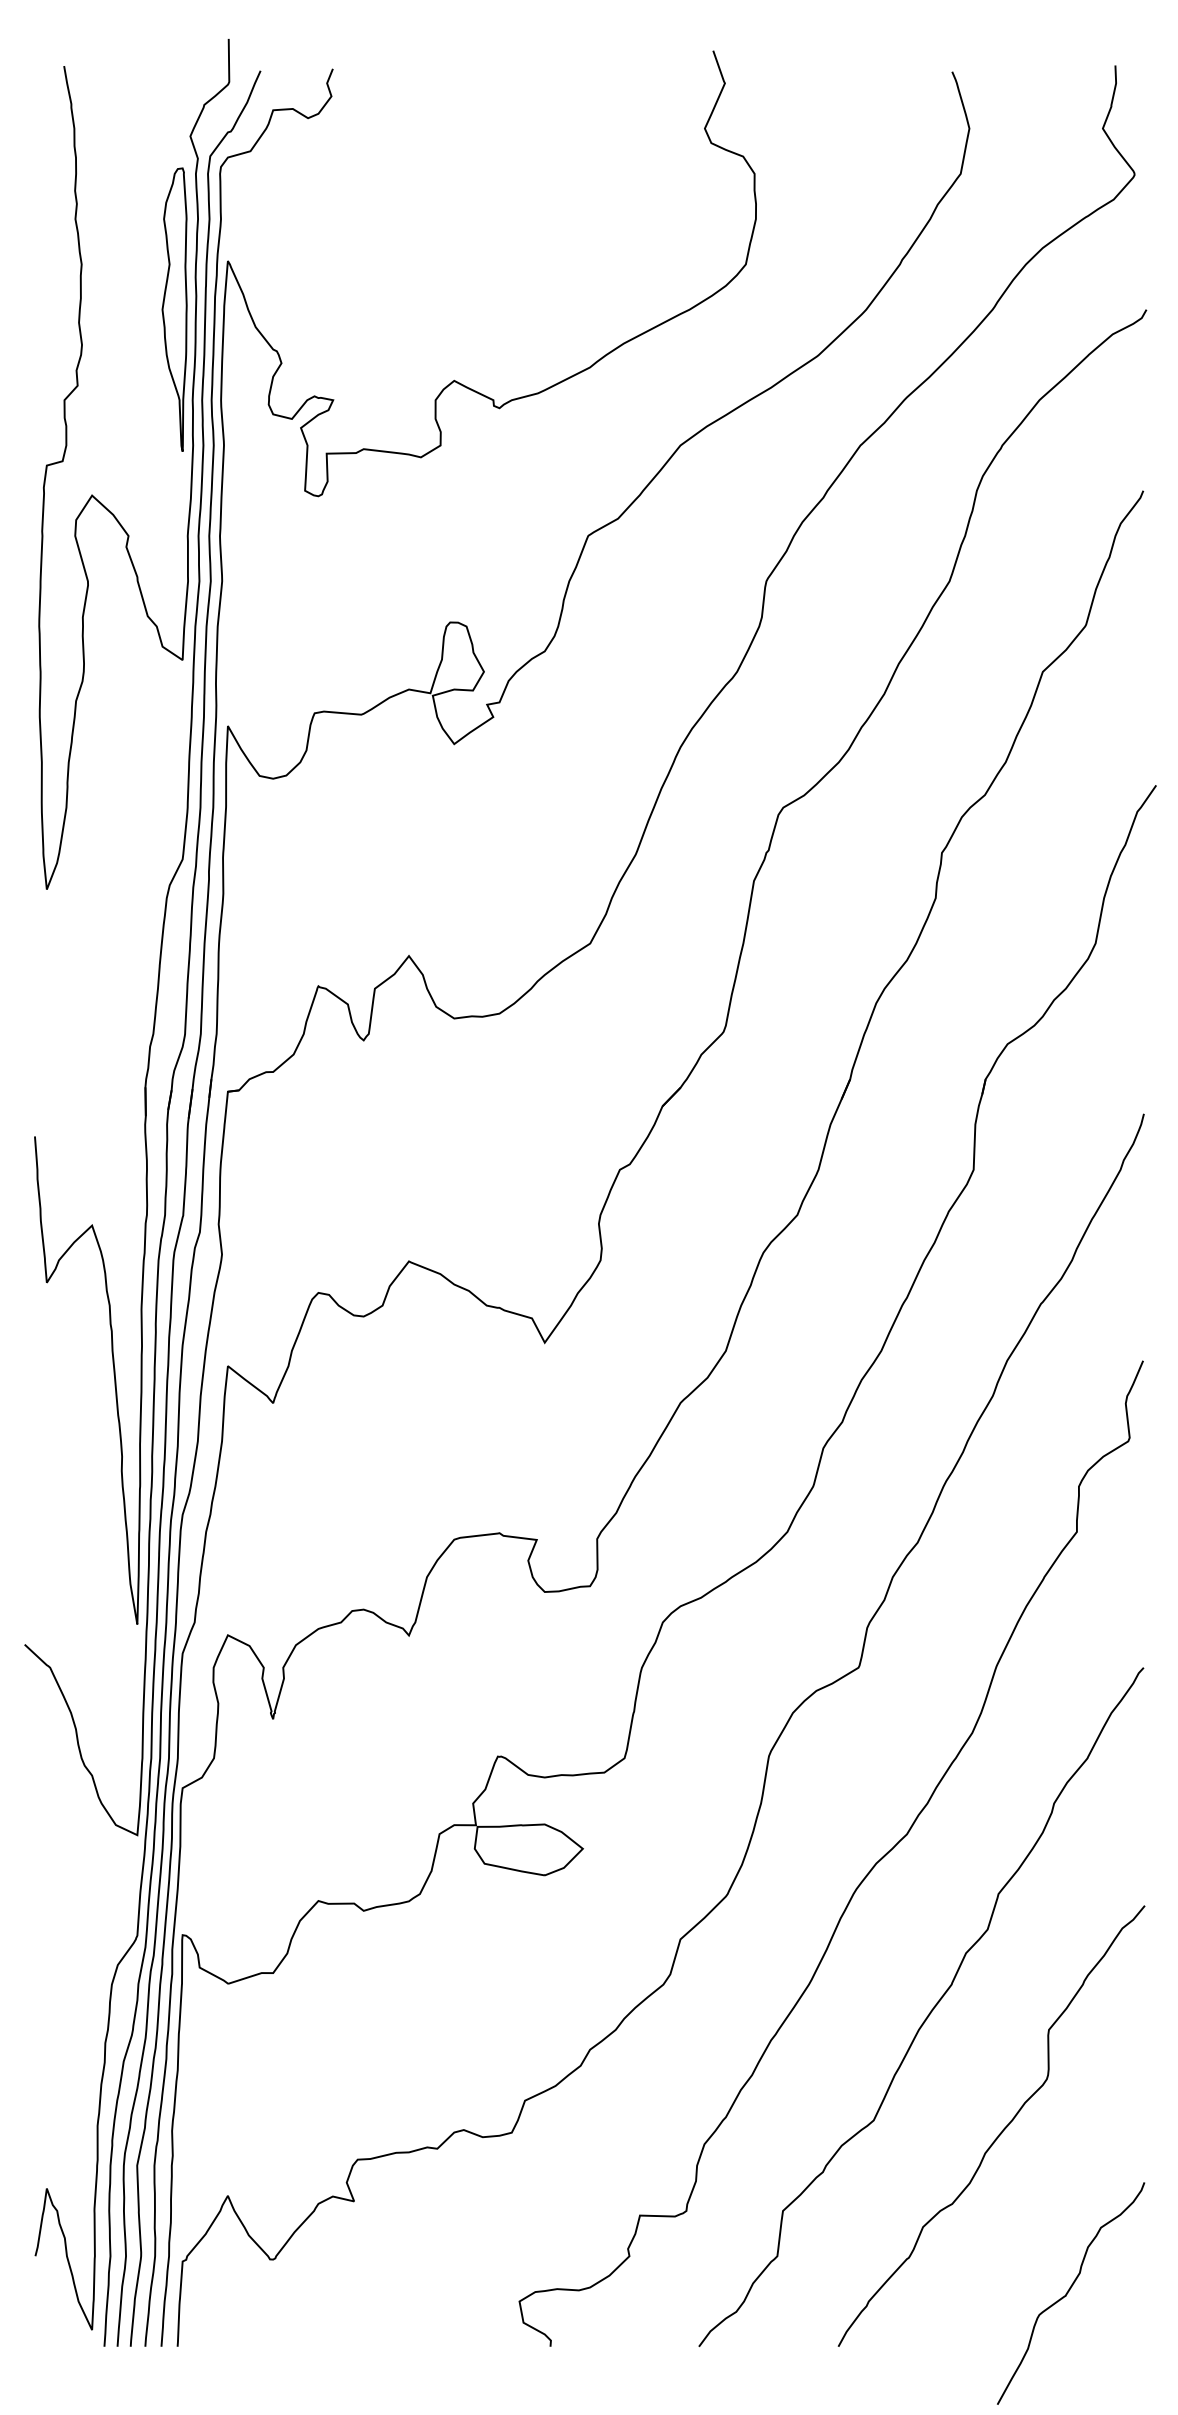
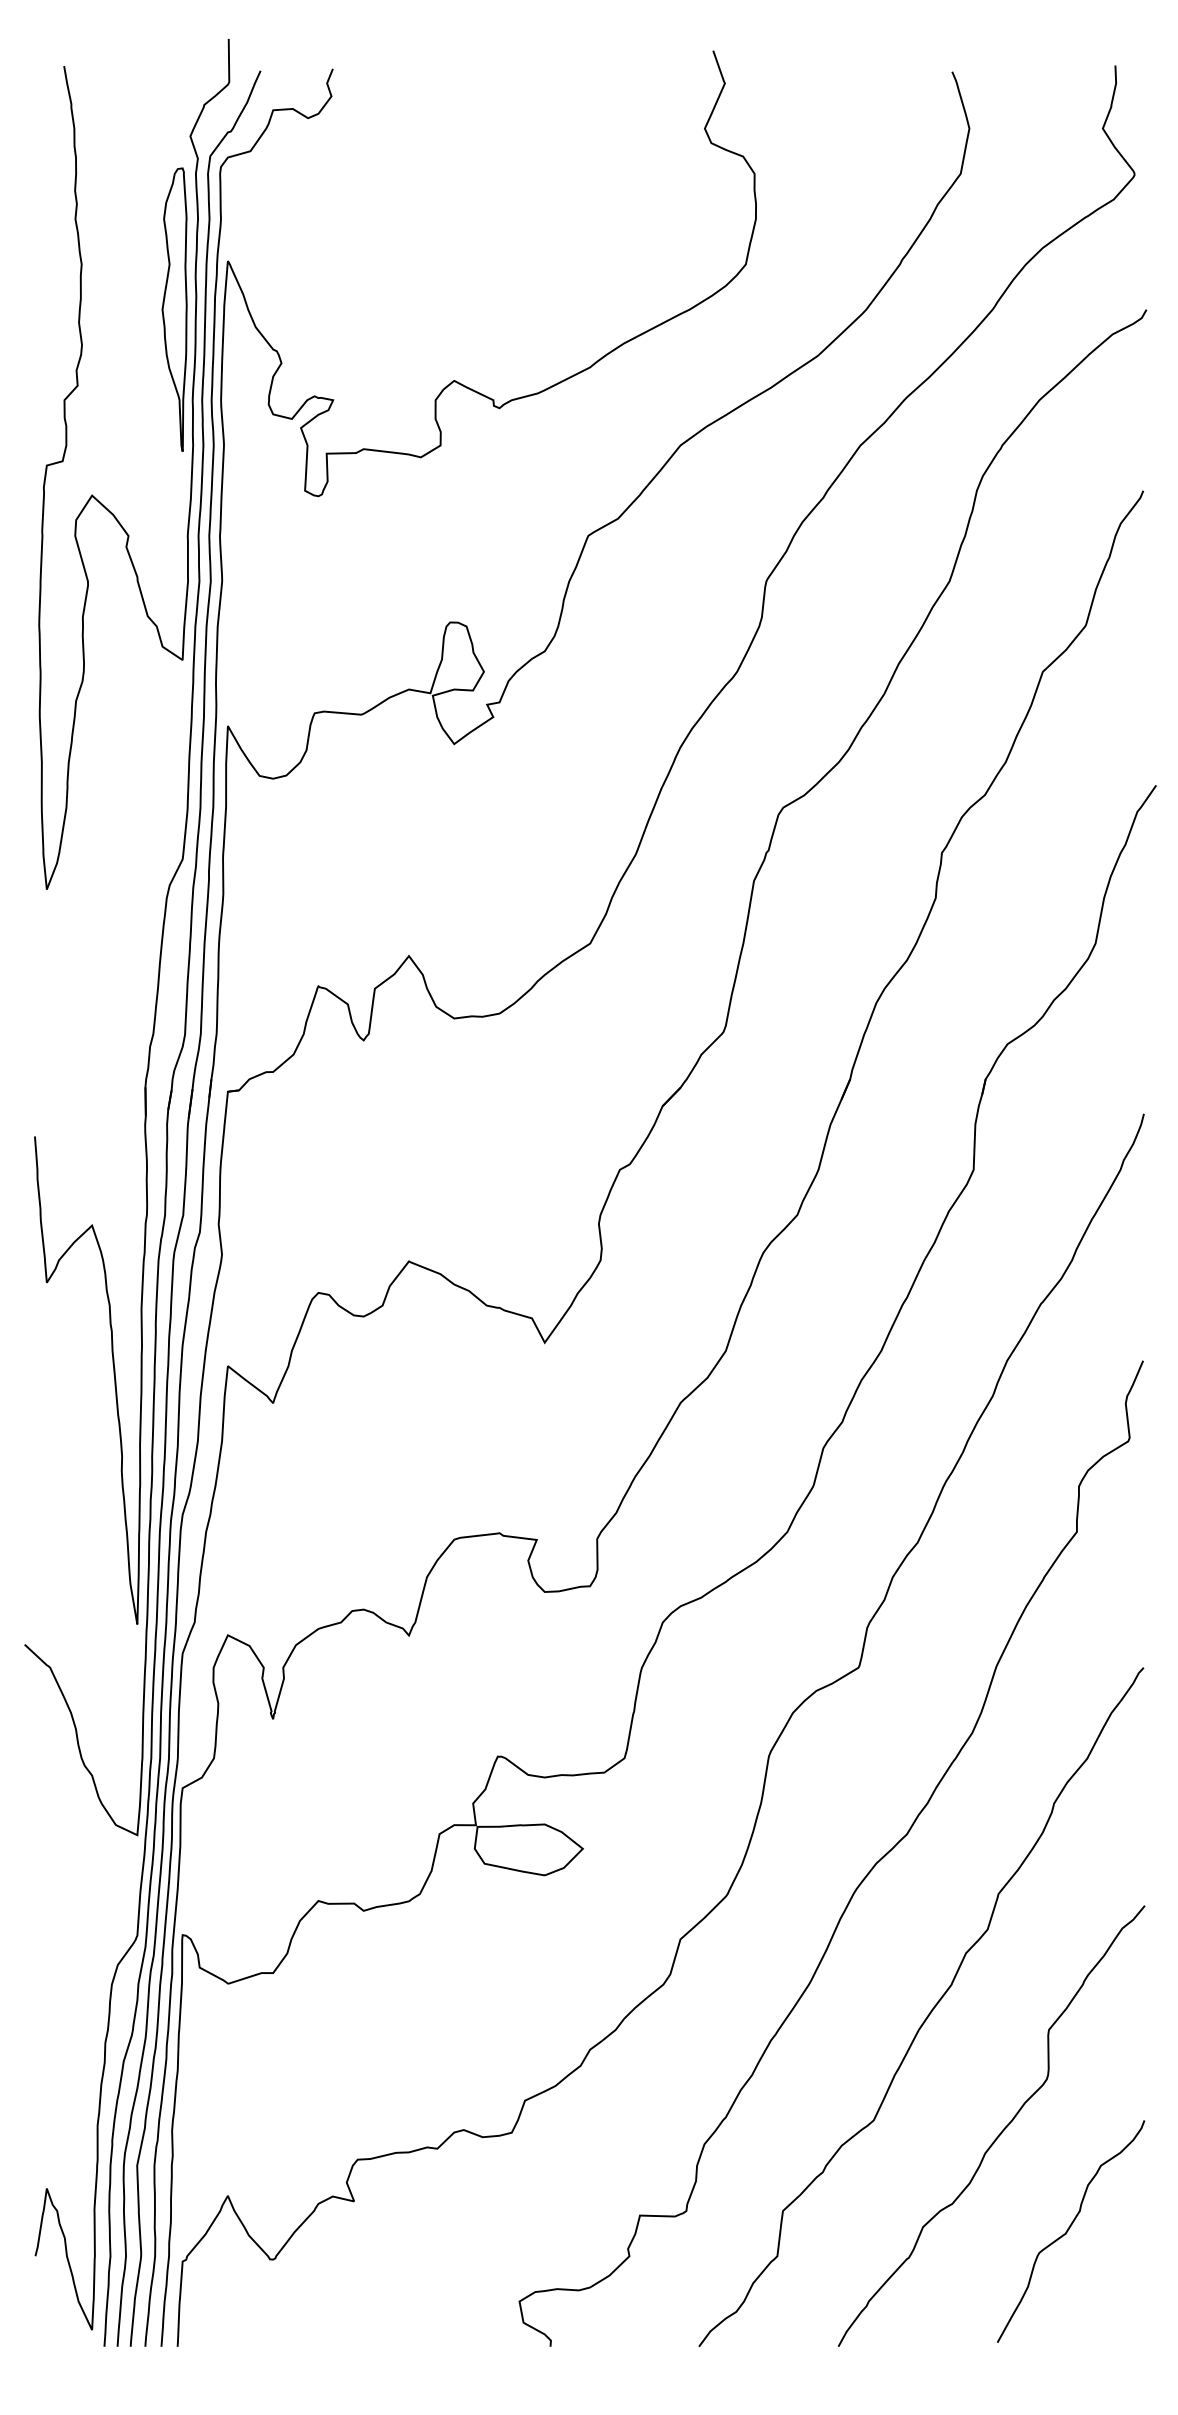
curve position: (1069, 2291) -> (1069, 2229) (1069, 2229)
